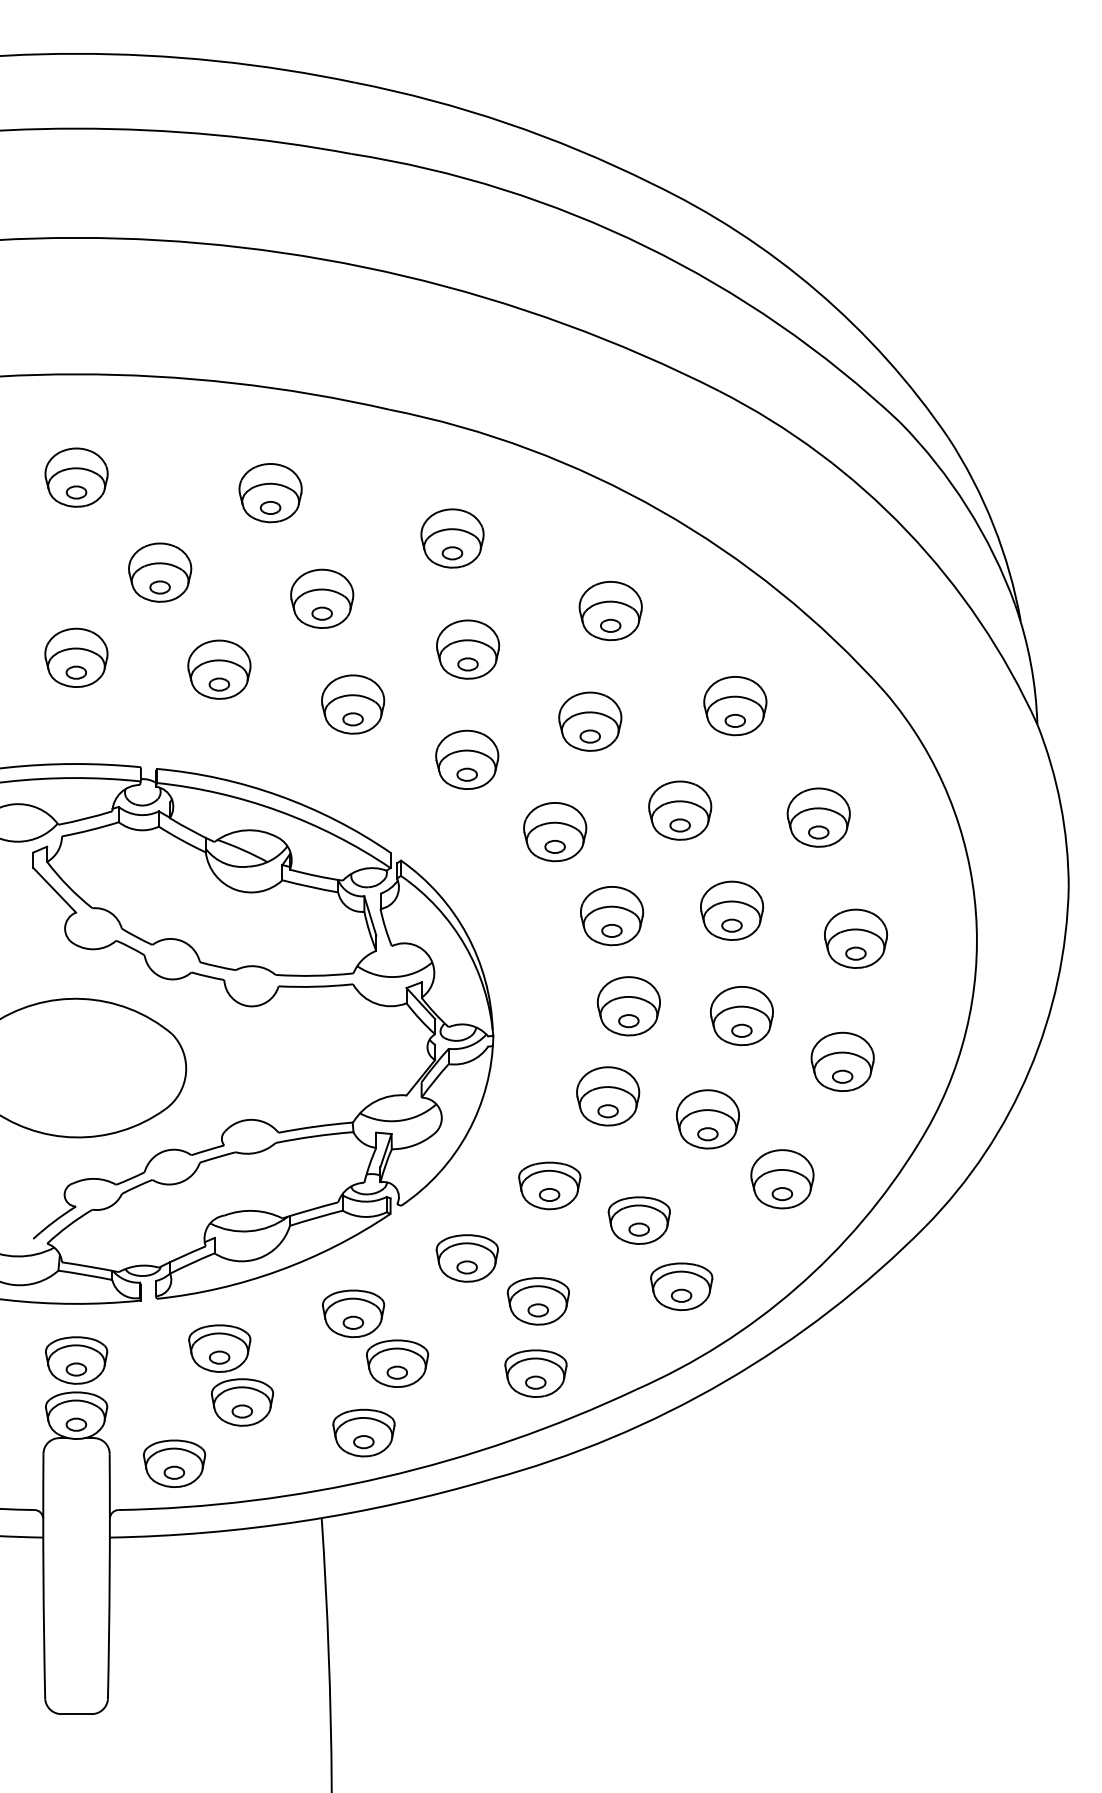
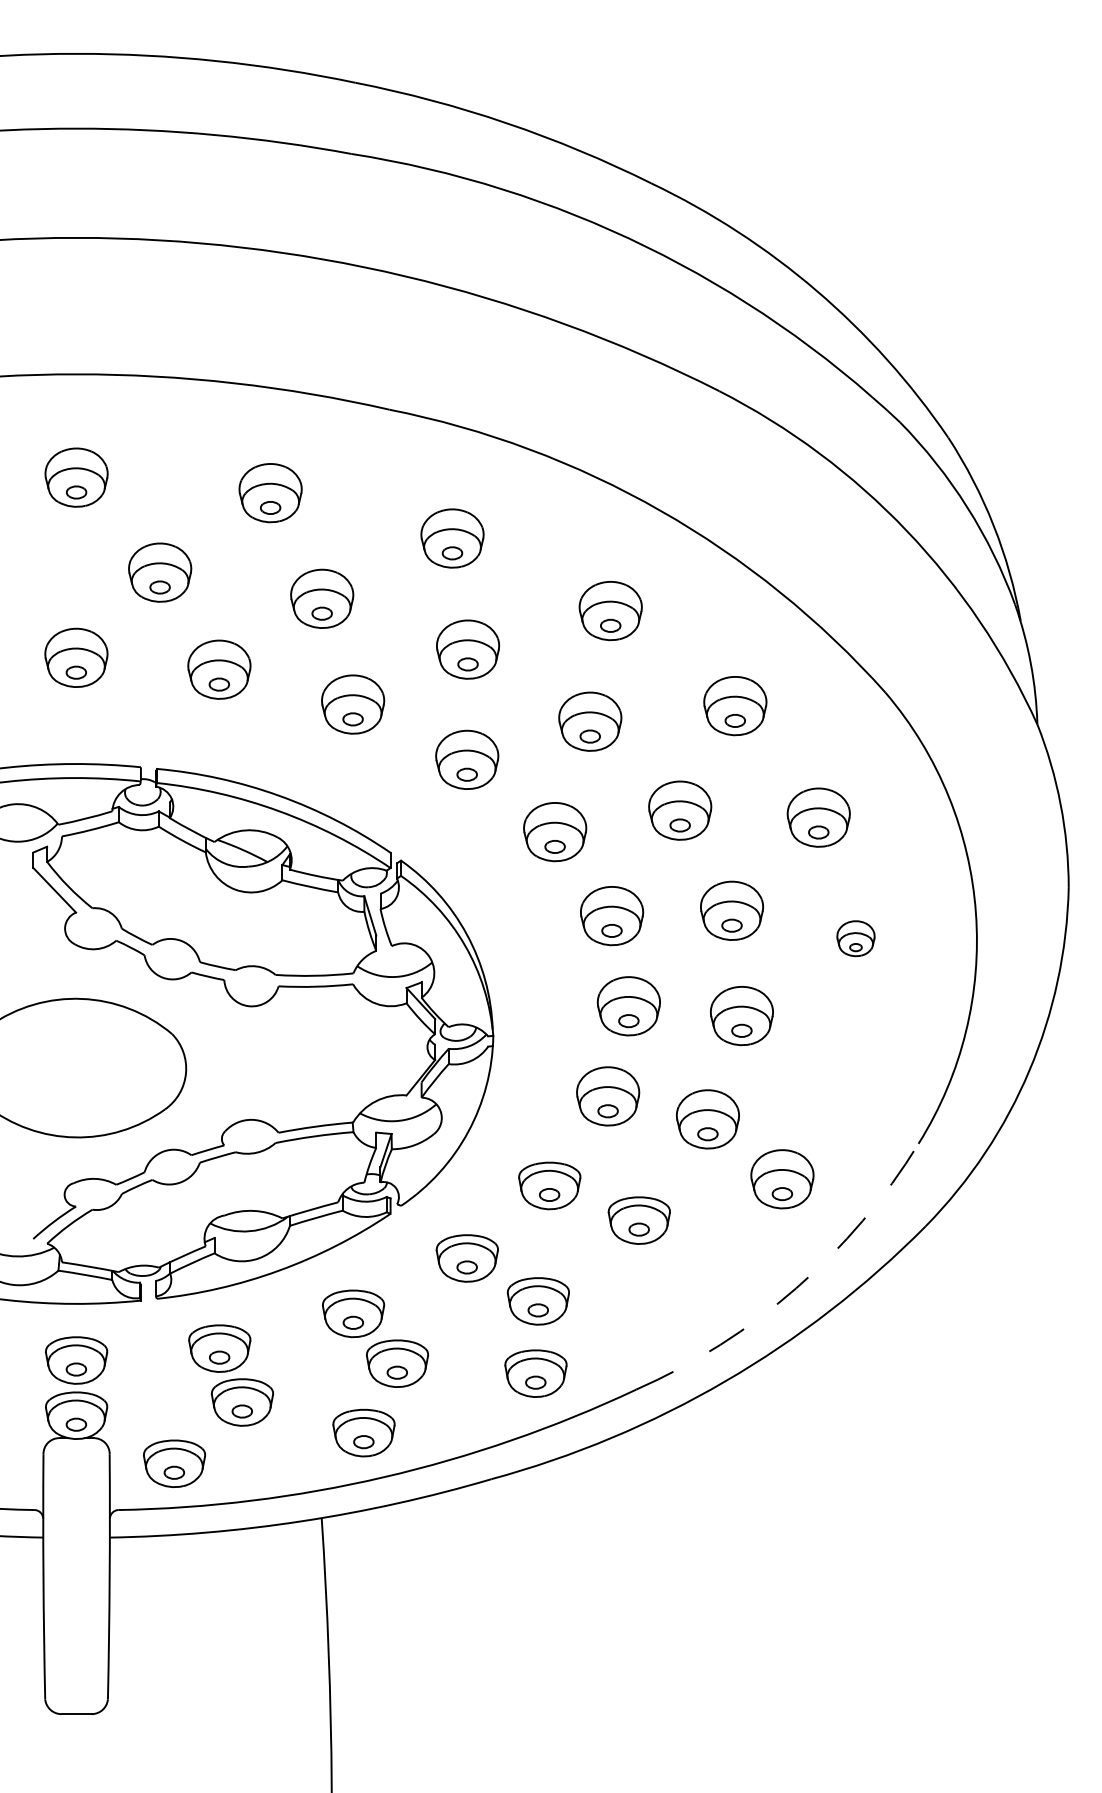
part size: 64x61 px -> 40x38 px (855, 938)
part: present -> none (842, 1061)
part: present -> none (681, 1286)
arc: solid -> dashed (796, 1288)
